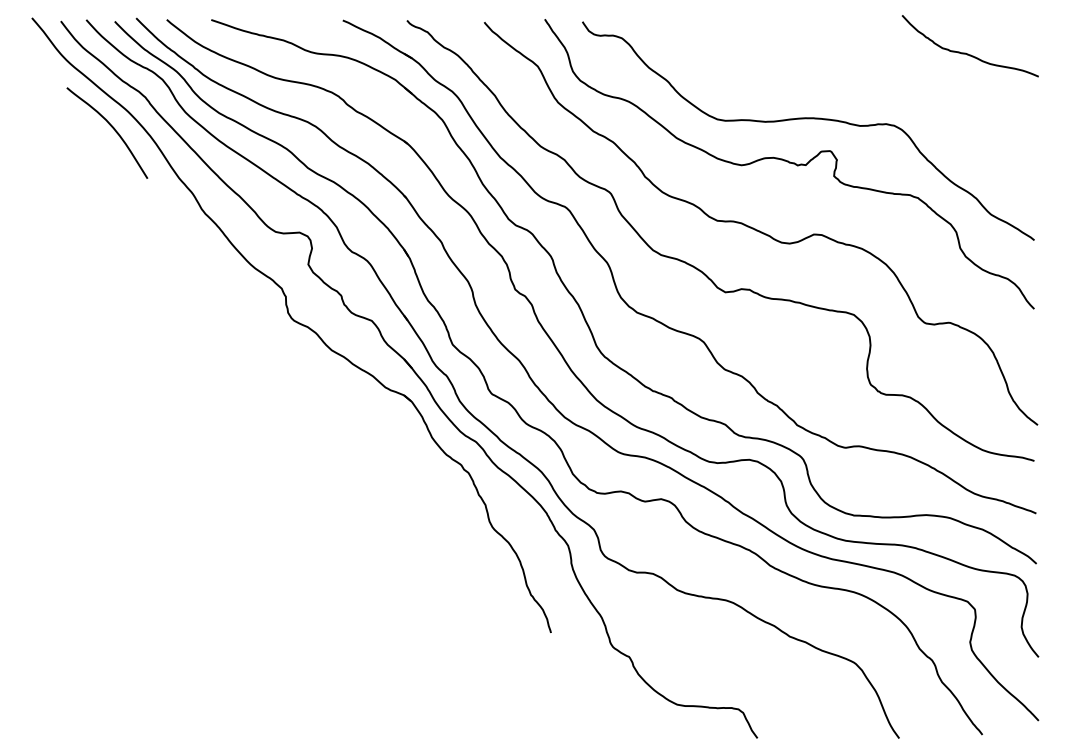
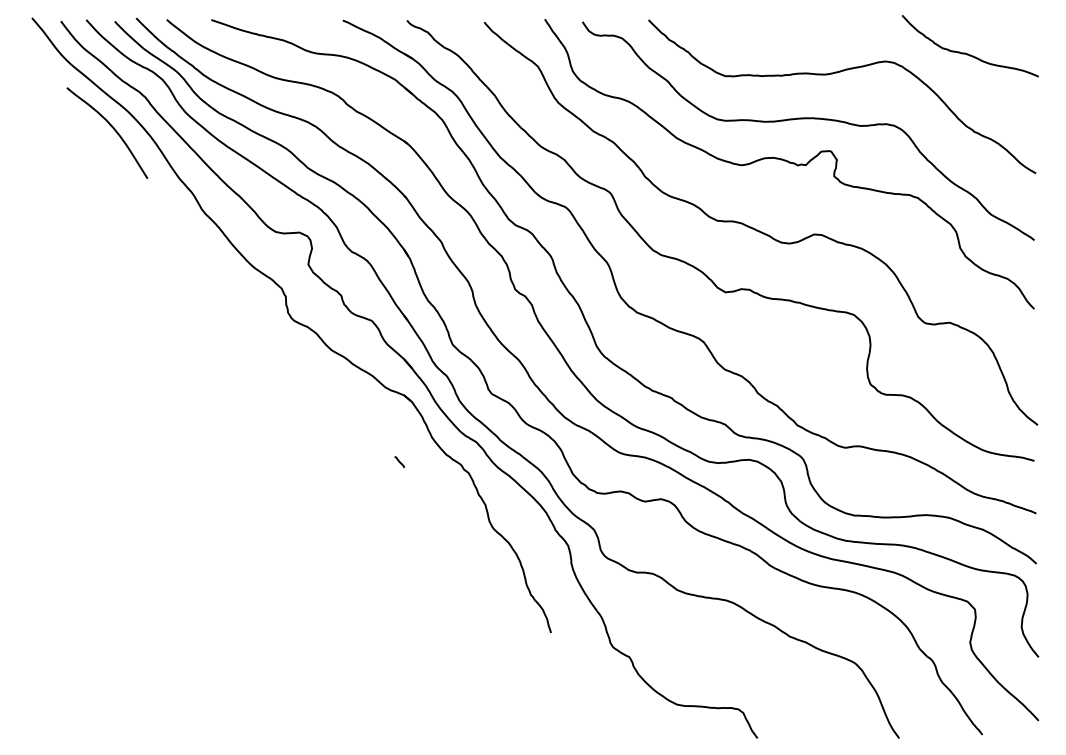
curve: none -> present (837, 73)
line: none -> present (399, 462)
